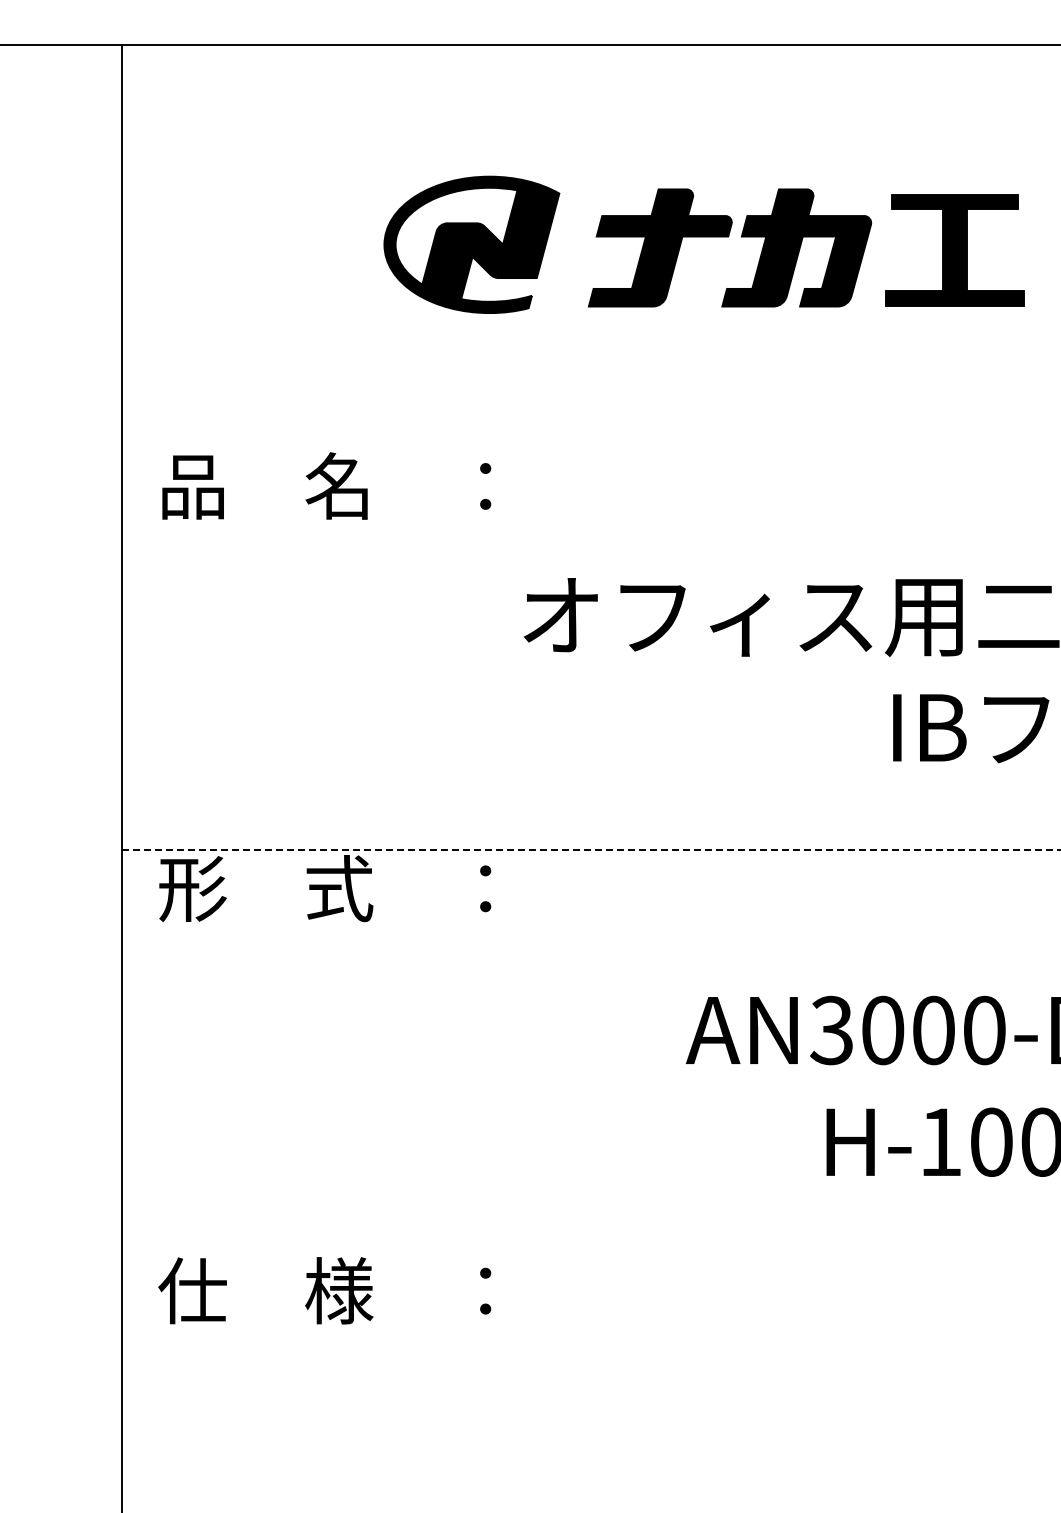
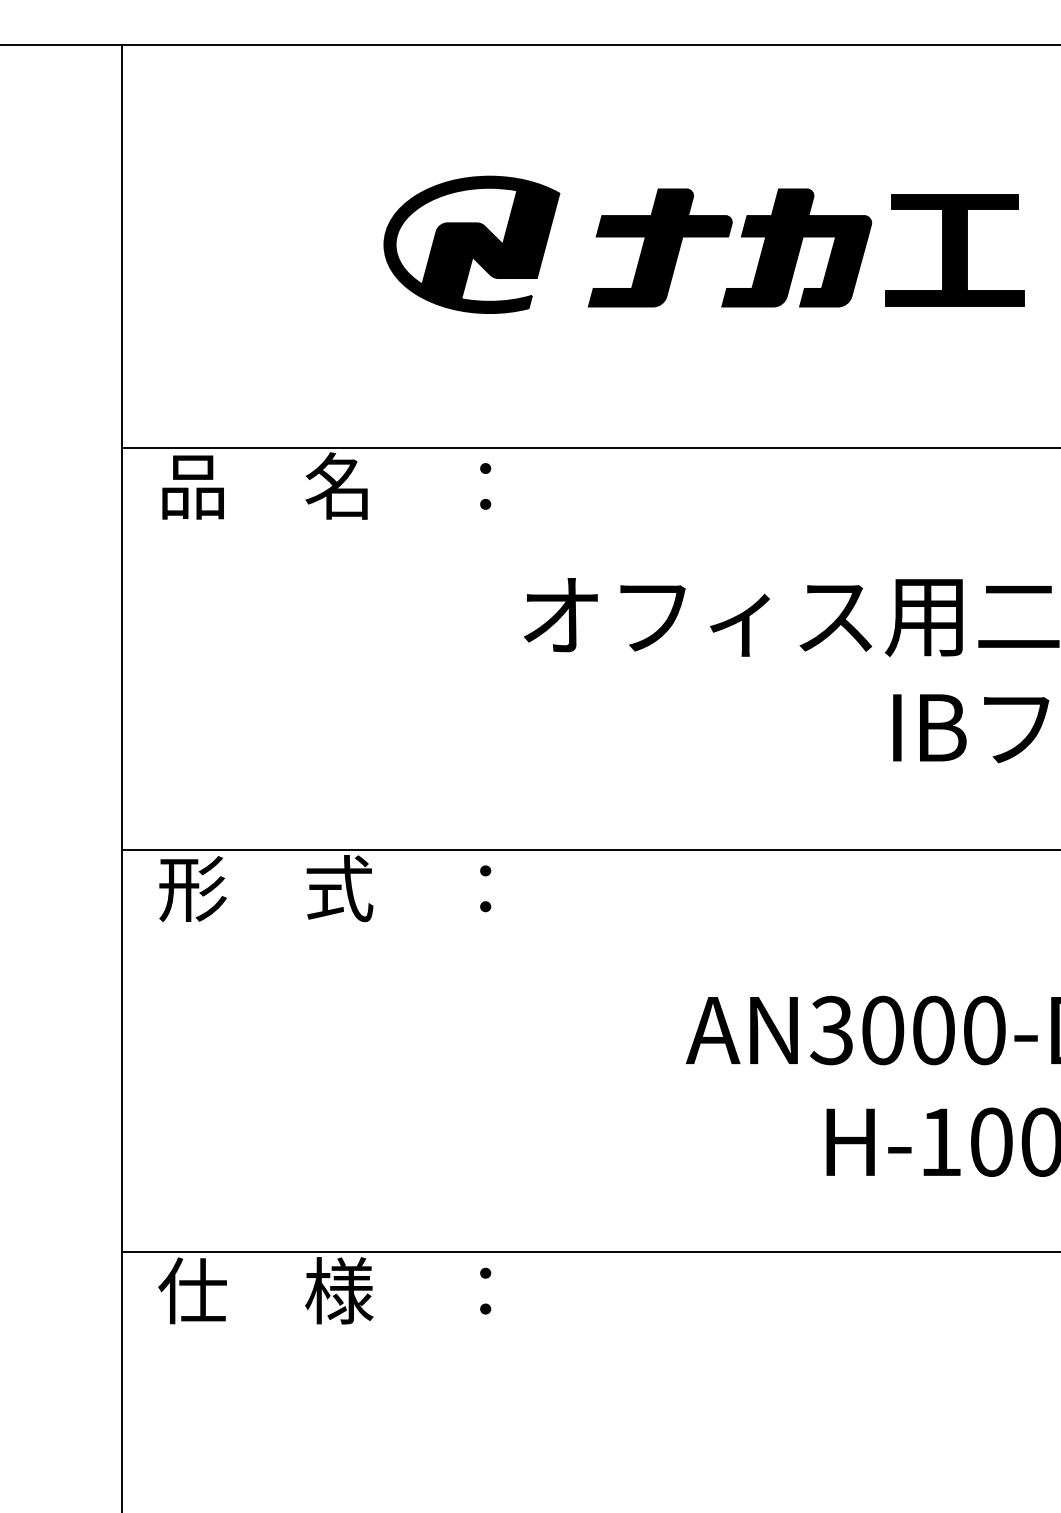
line: none -> present (589, 447)
line: dashed -> solid (591, 850)
line: none -> present (589, 1252)
